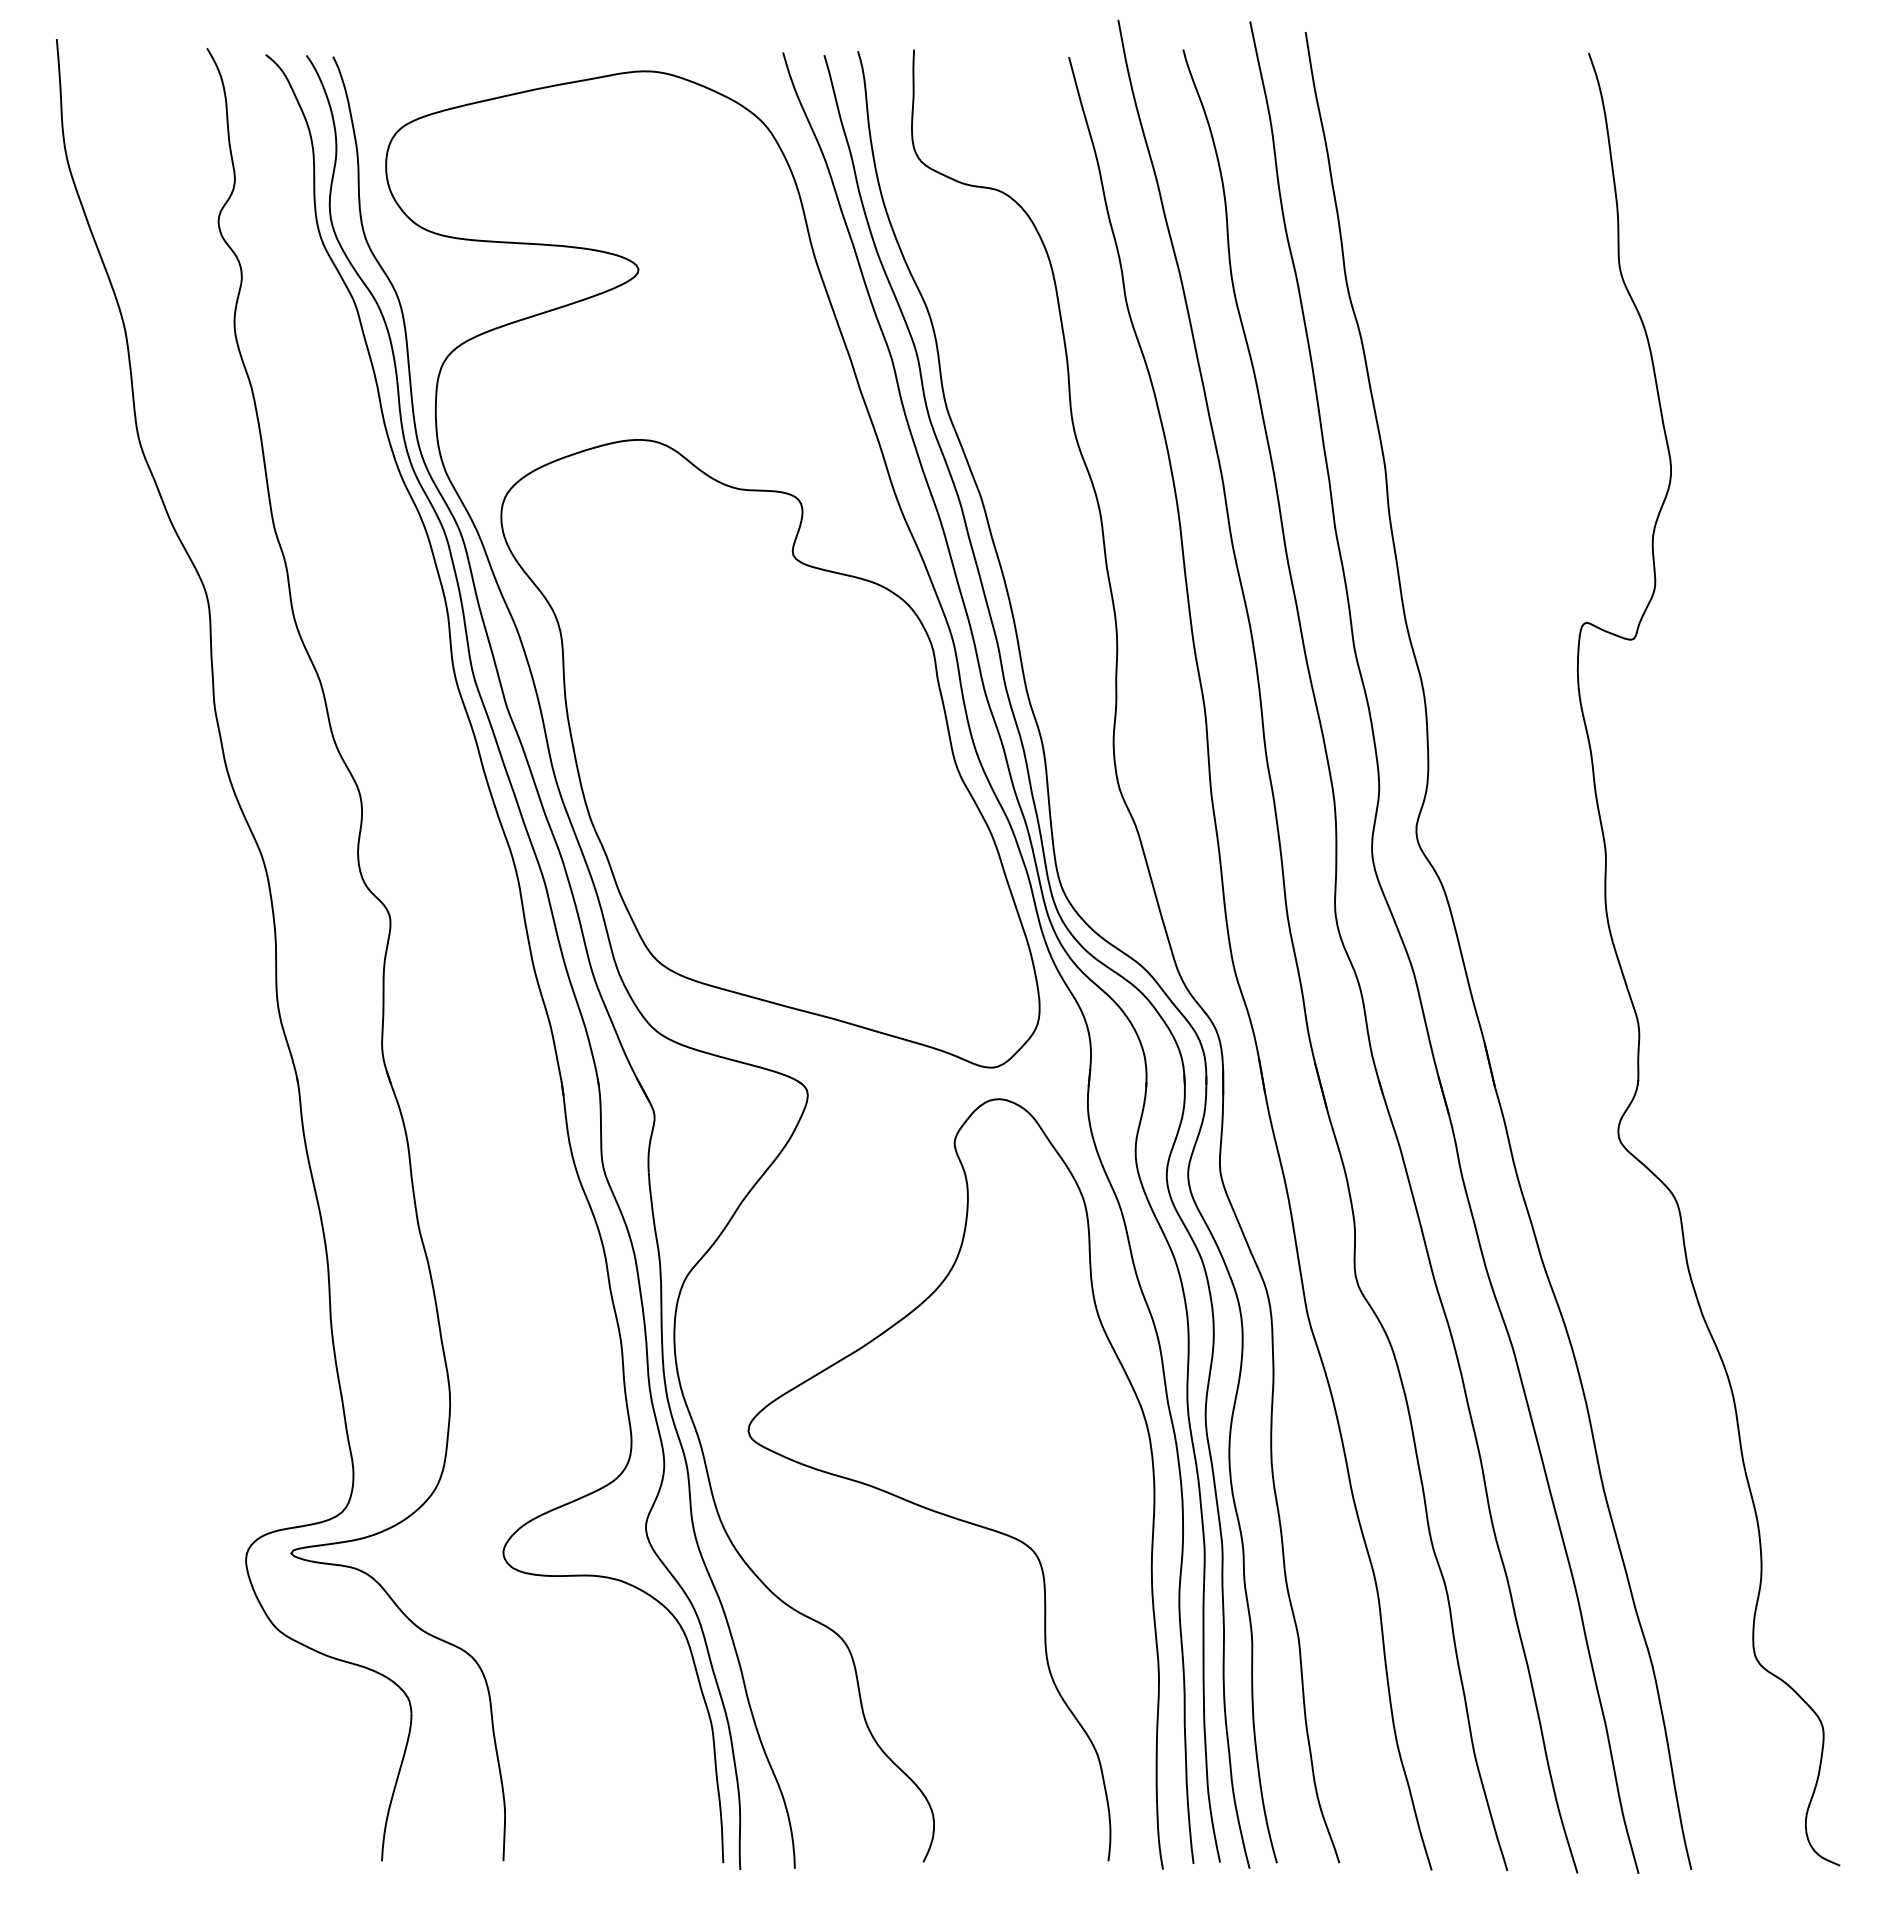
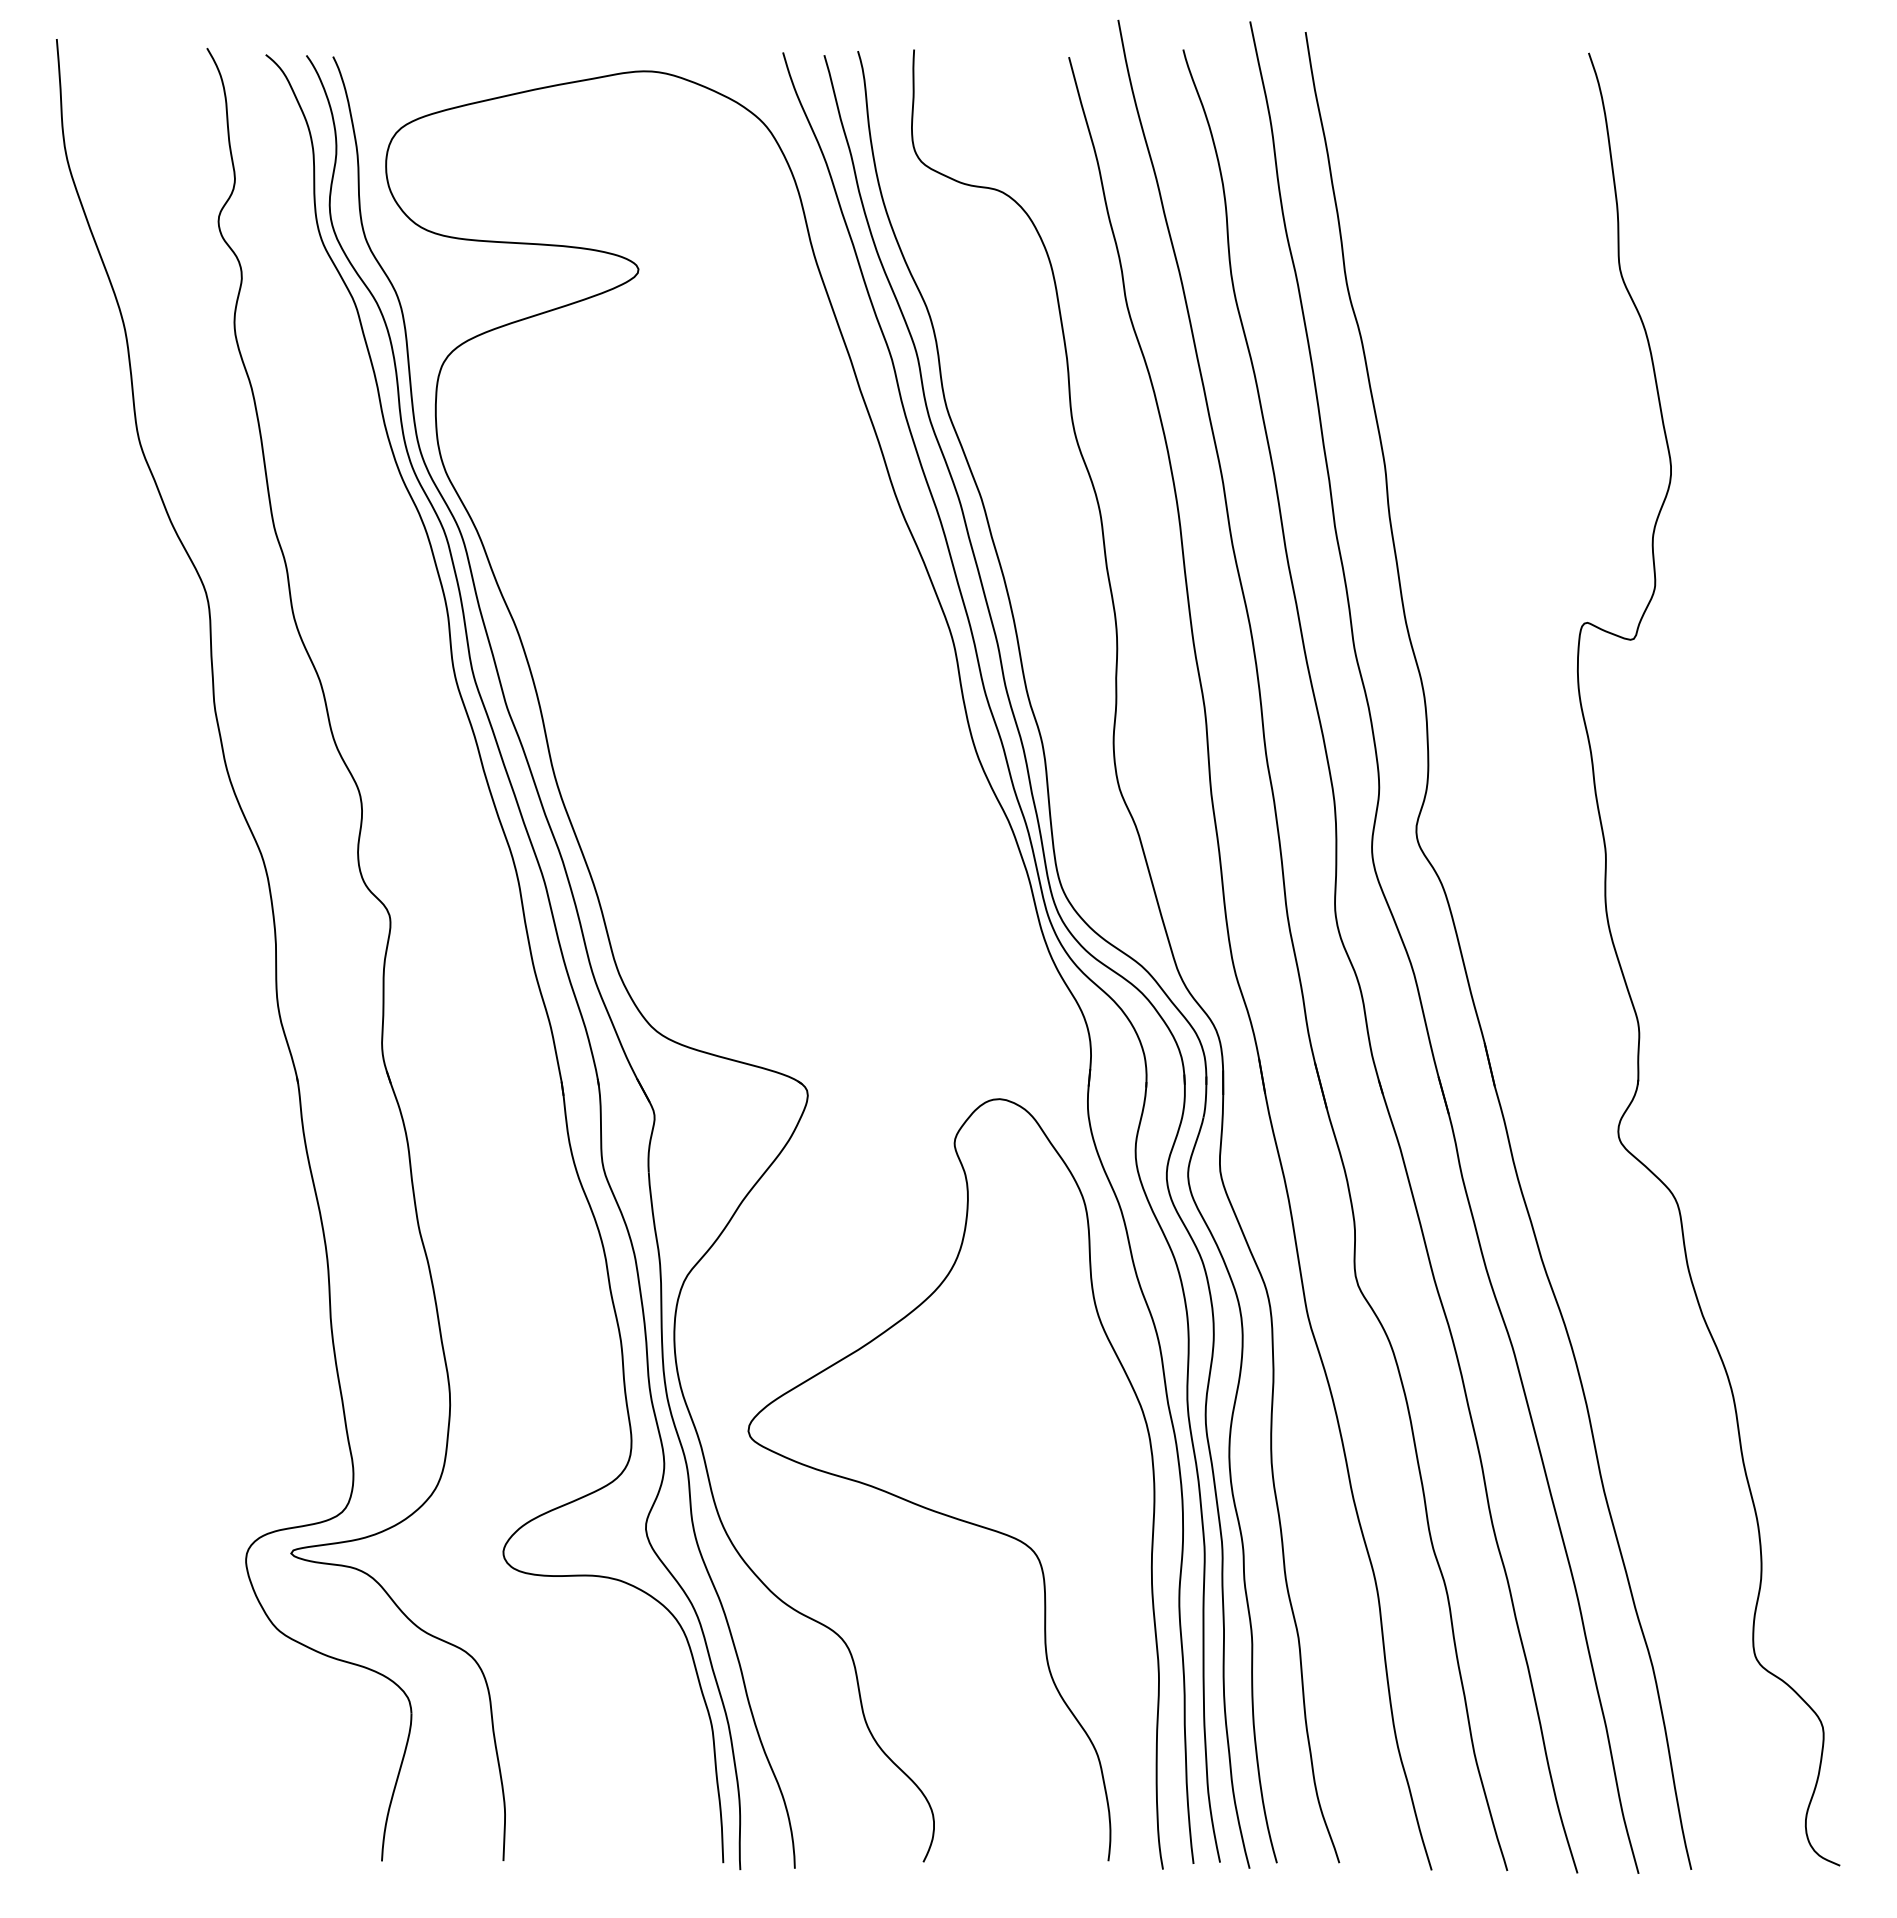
part: present -> none (770, 753)
